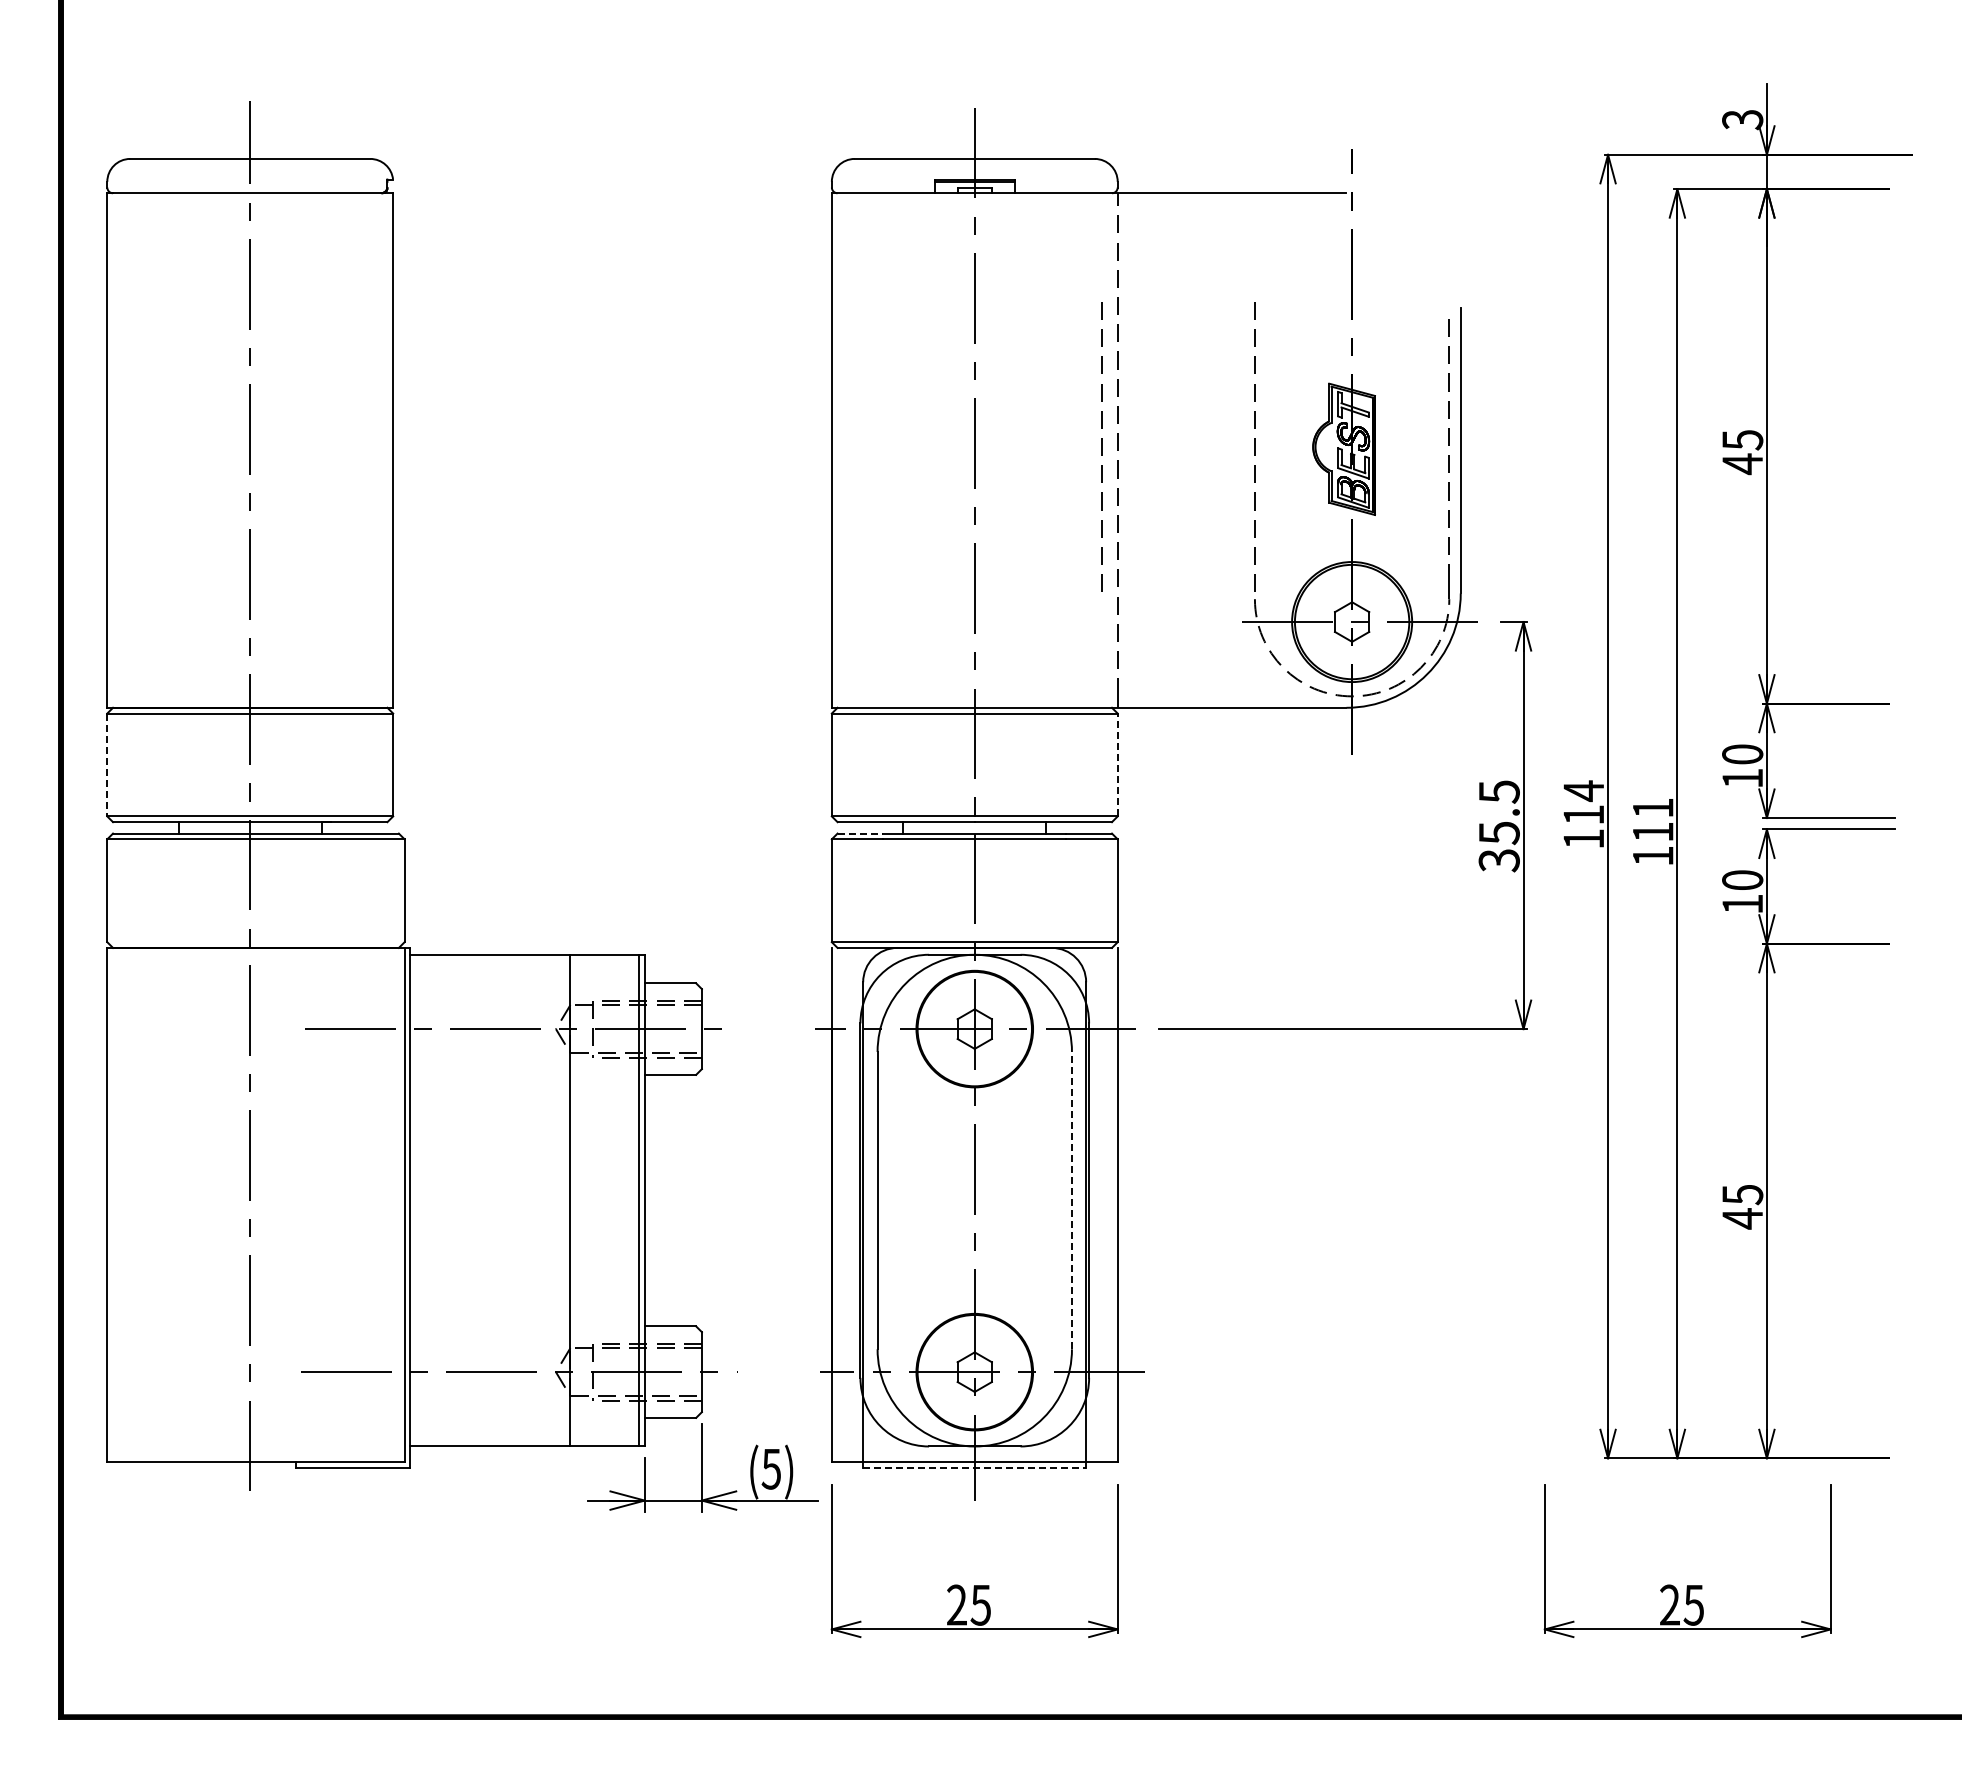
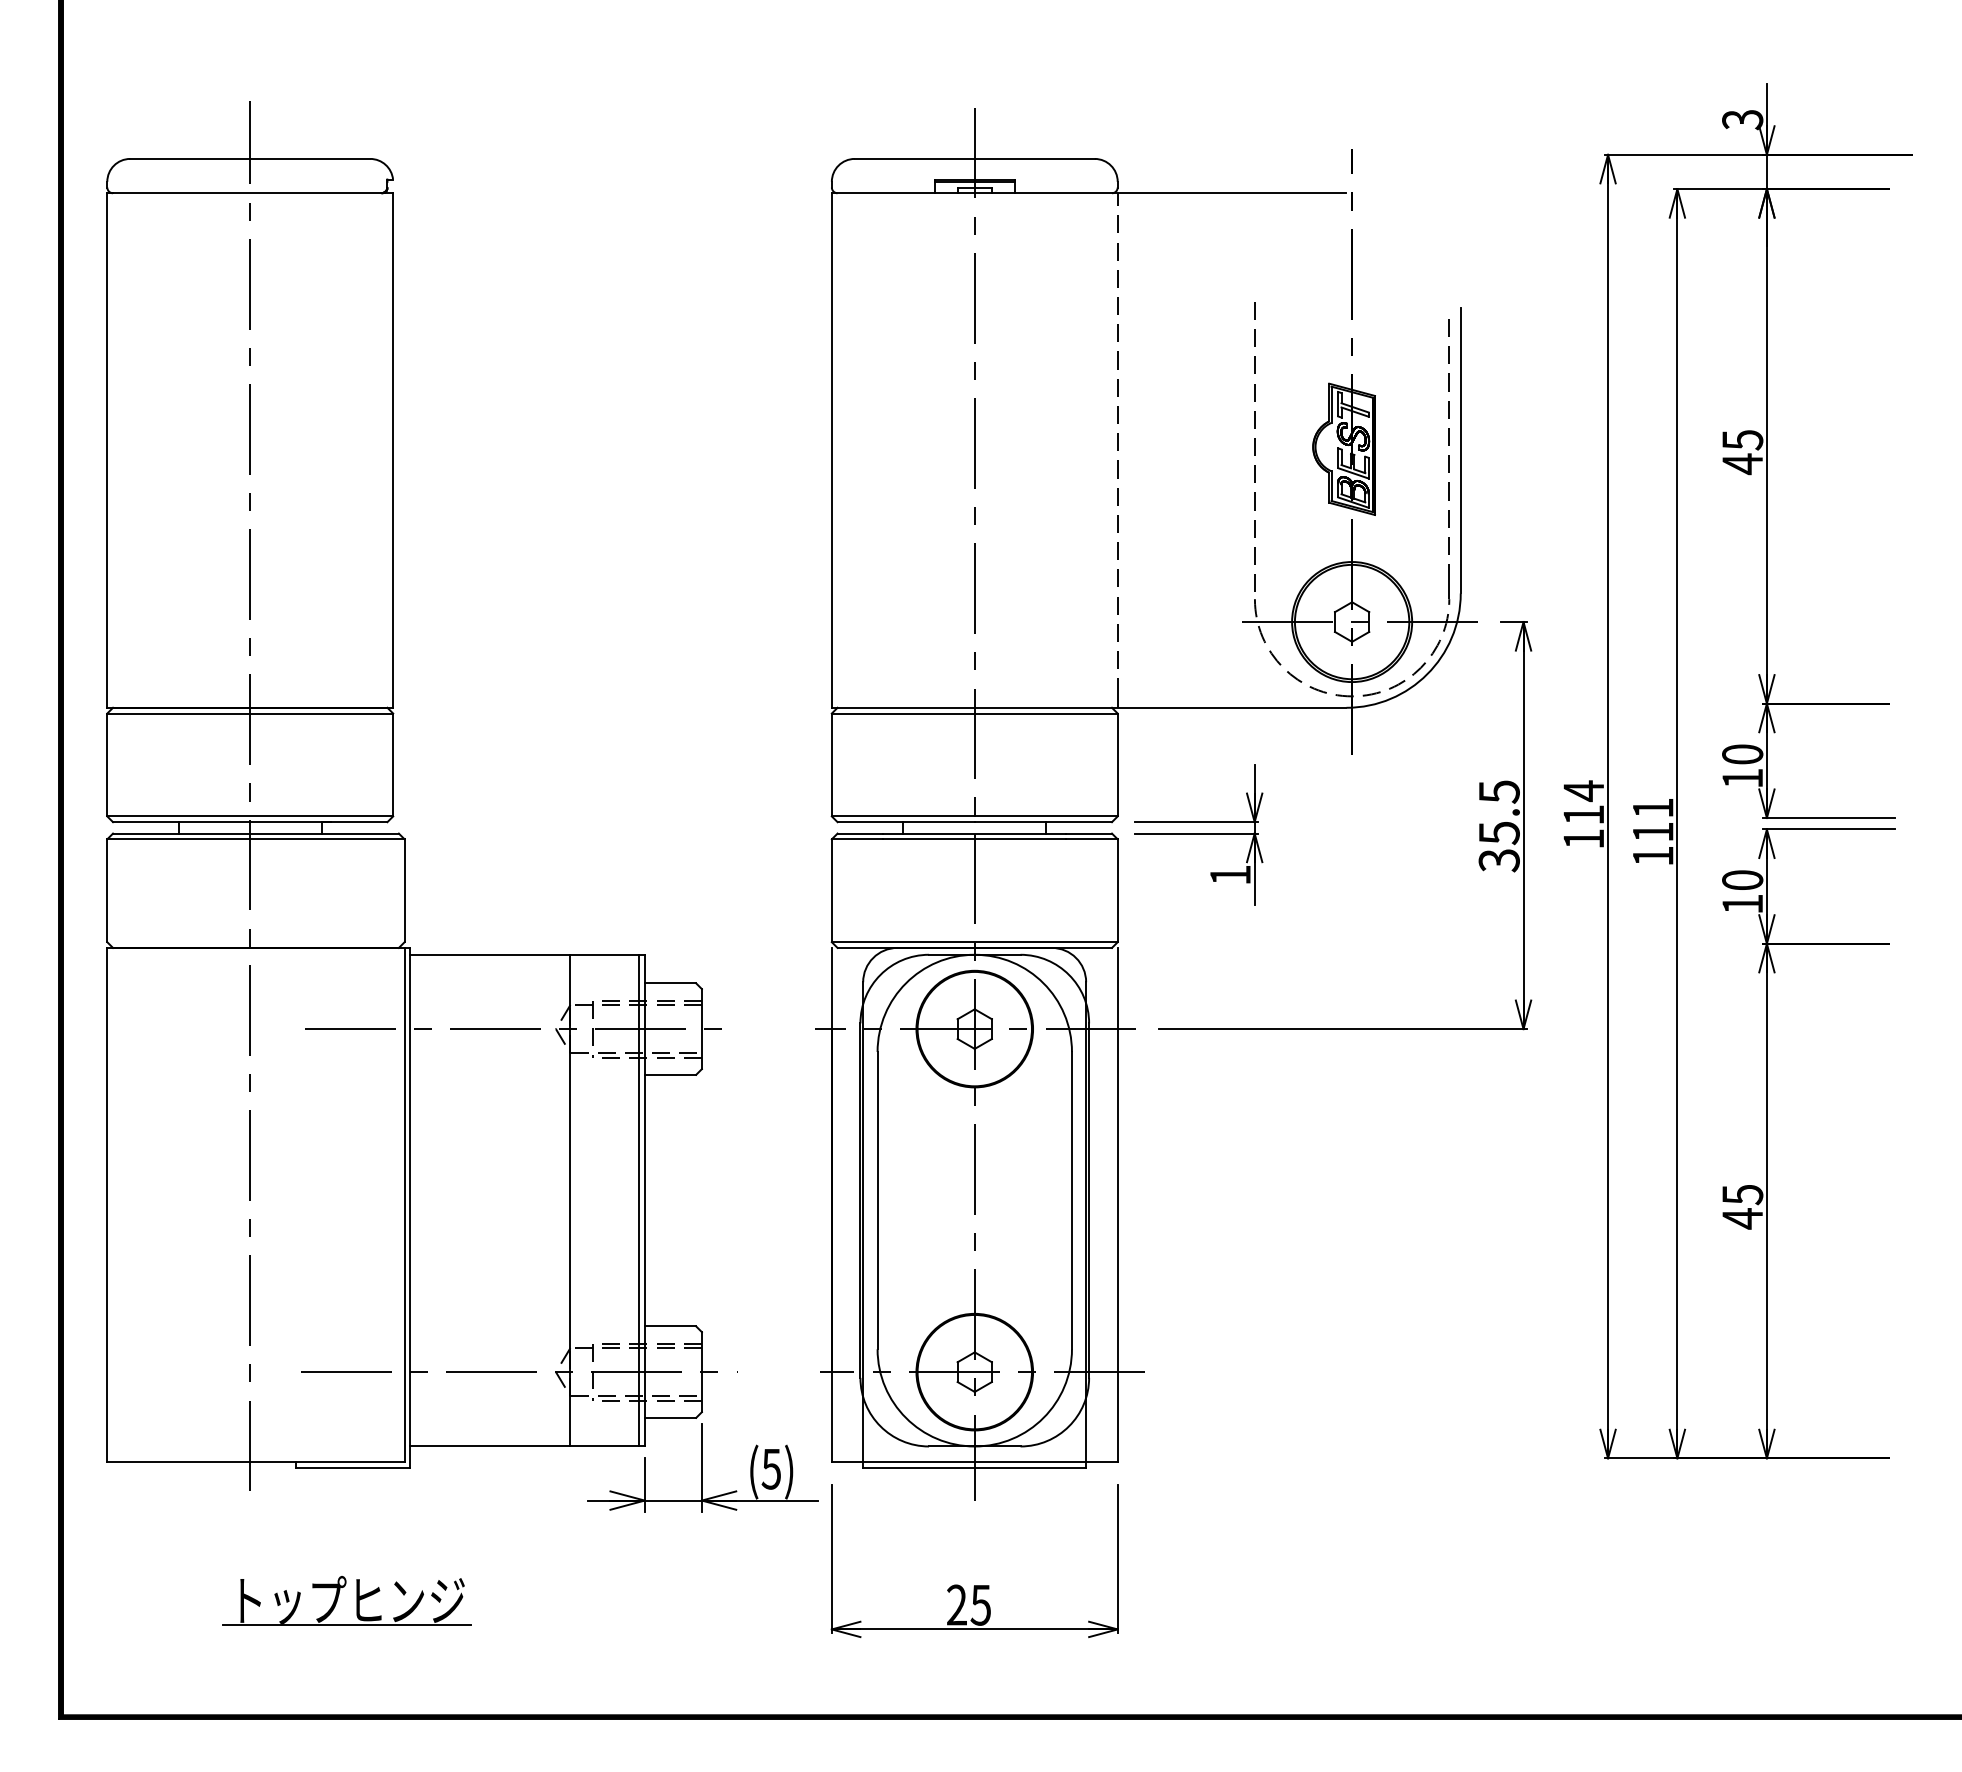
line: present -> none (1101, 446)
line: dashed -> solid (1117, 764)
line: dashed -> solid (107, 765)
line: dashed -> solid (860, 833)
part: none -> present (1198, 834)
line: dashed -> solid (1071, 1200)
line: dashed -> solid (975, 1468)
part: present -> none (1687, 1585)
part: none -> present (338, 1598)
